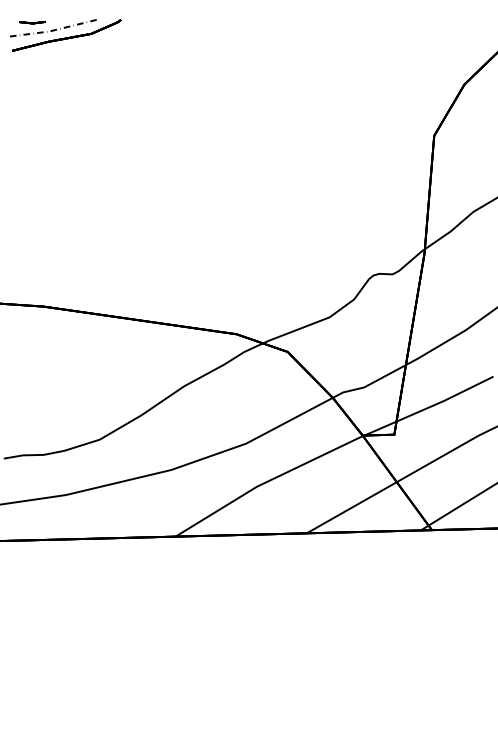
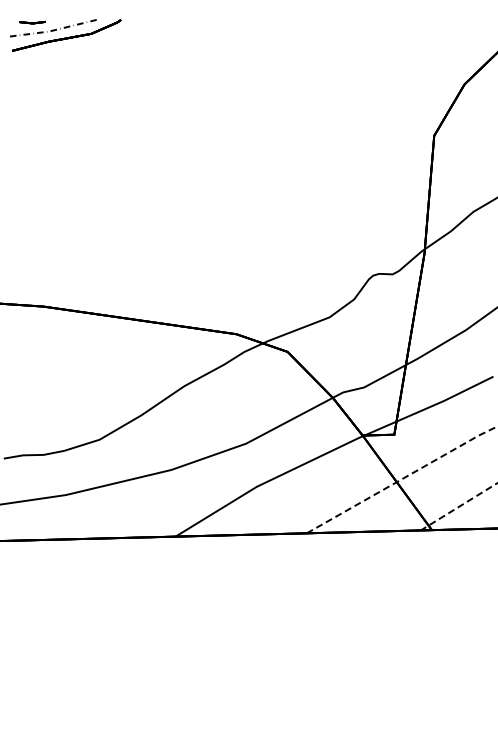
line: solid -> dashed (402, 479)
line: solid -> dashed (458, 506)
